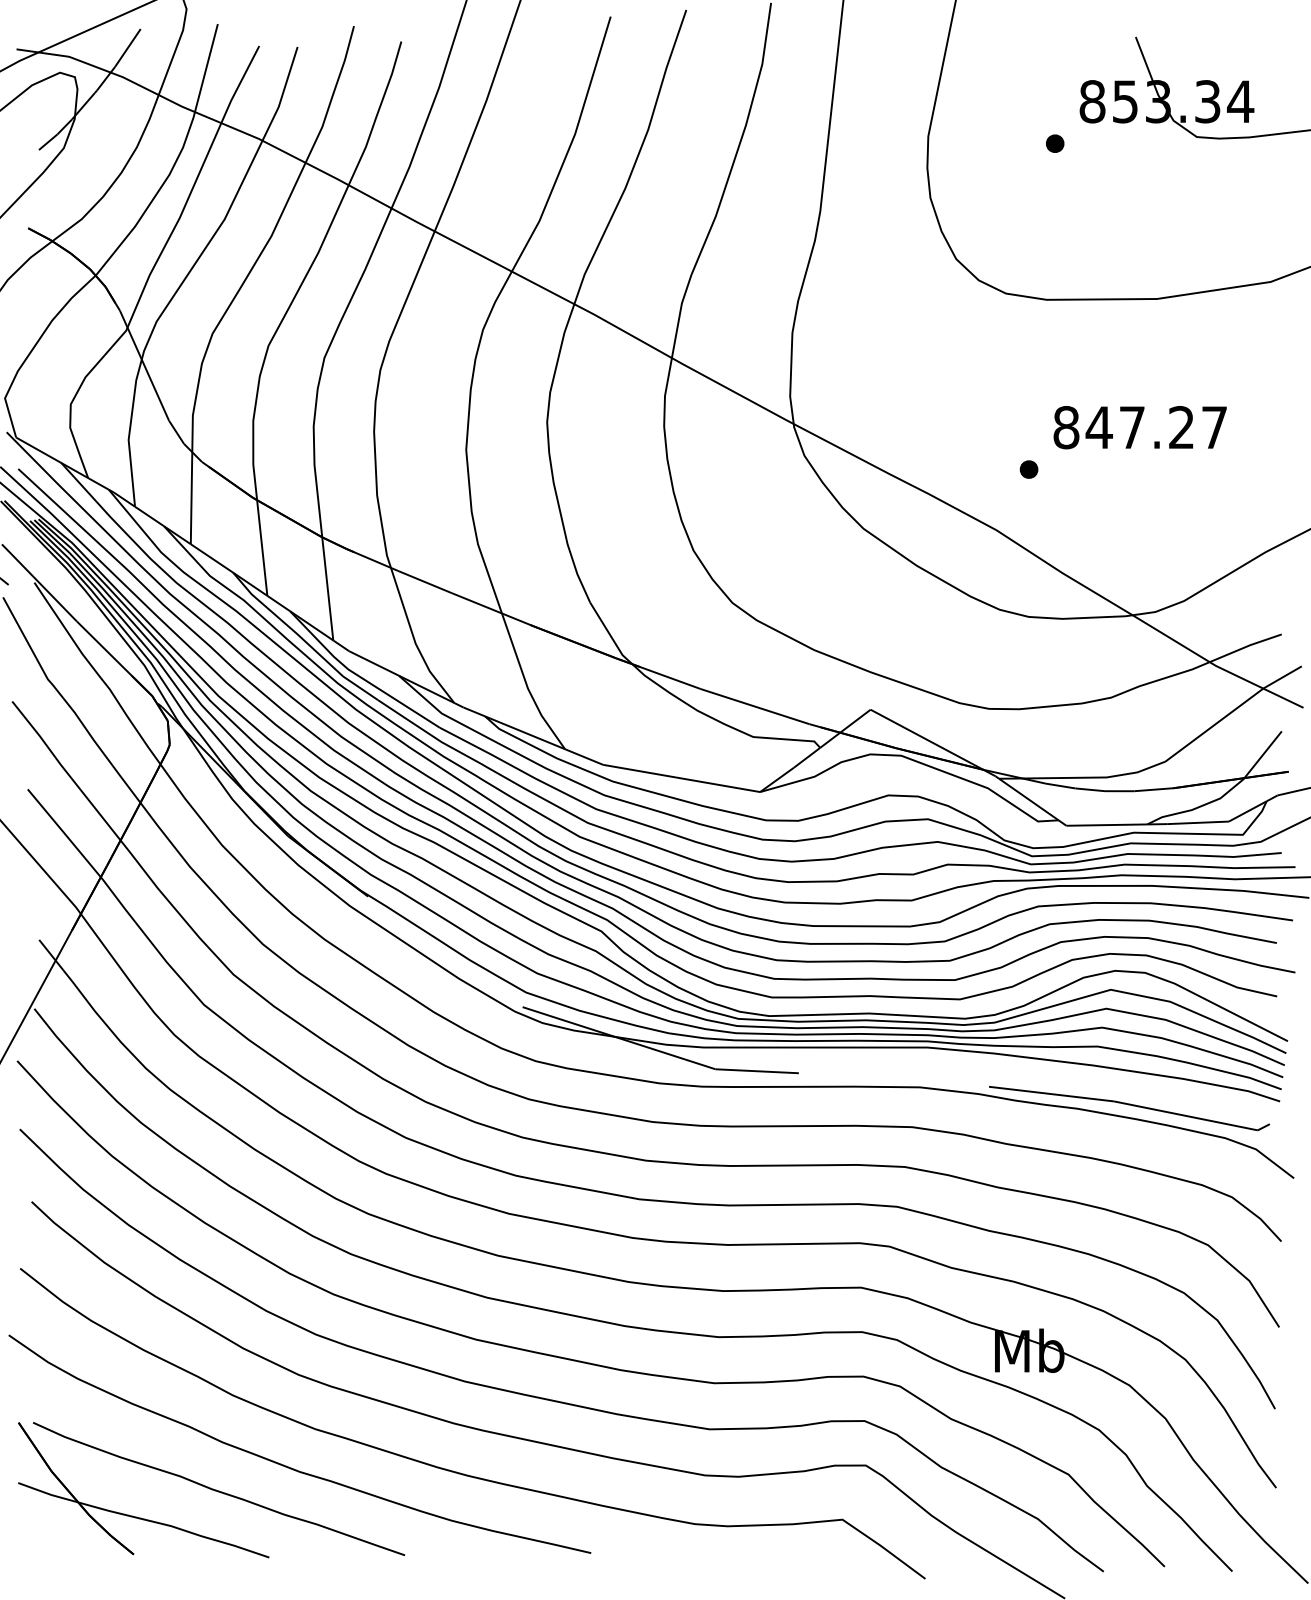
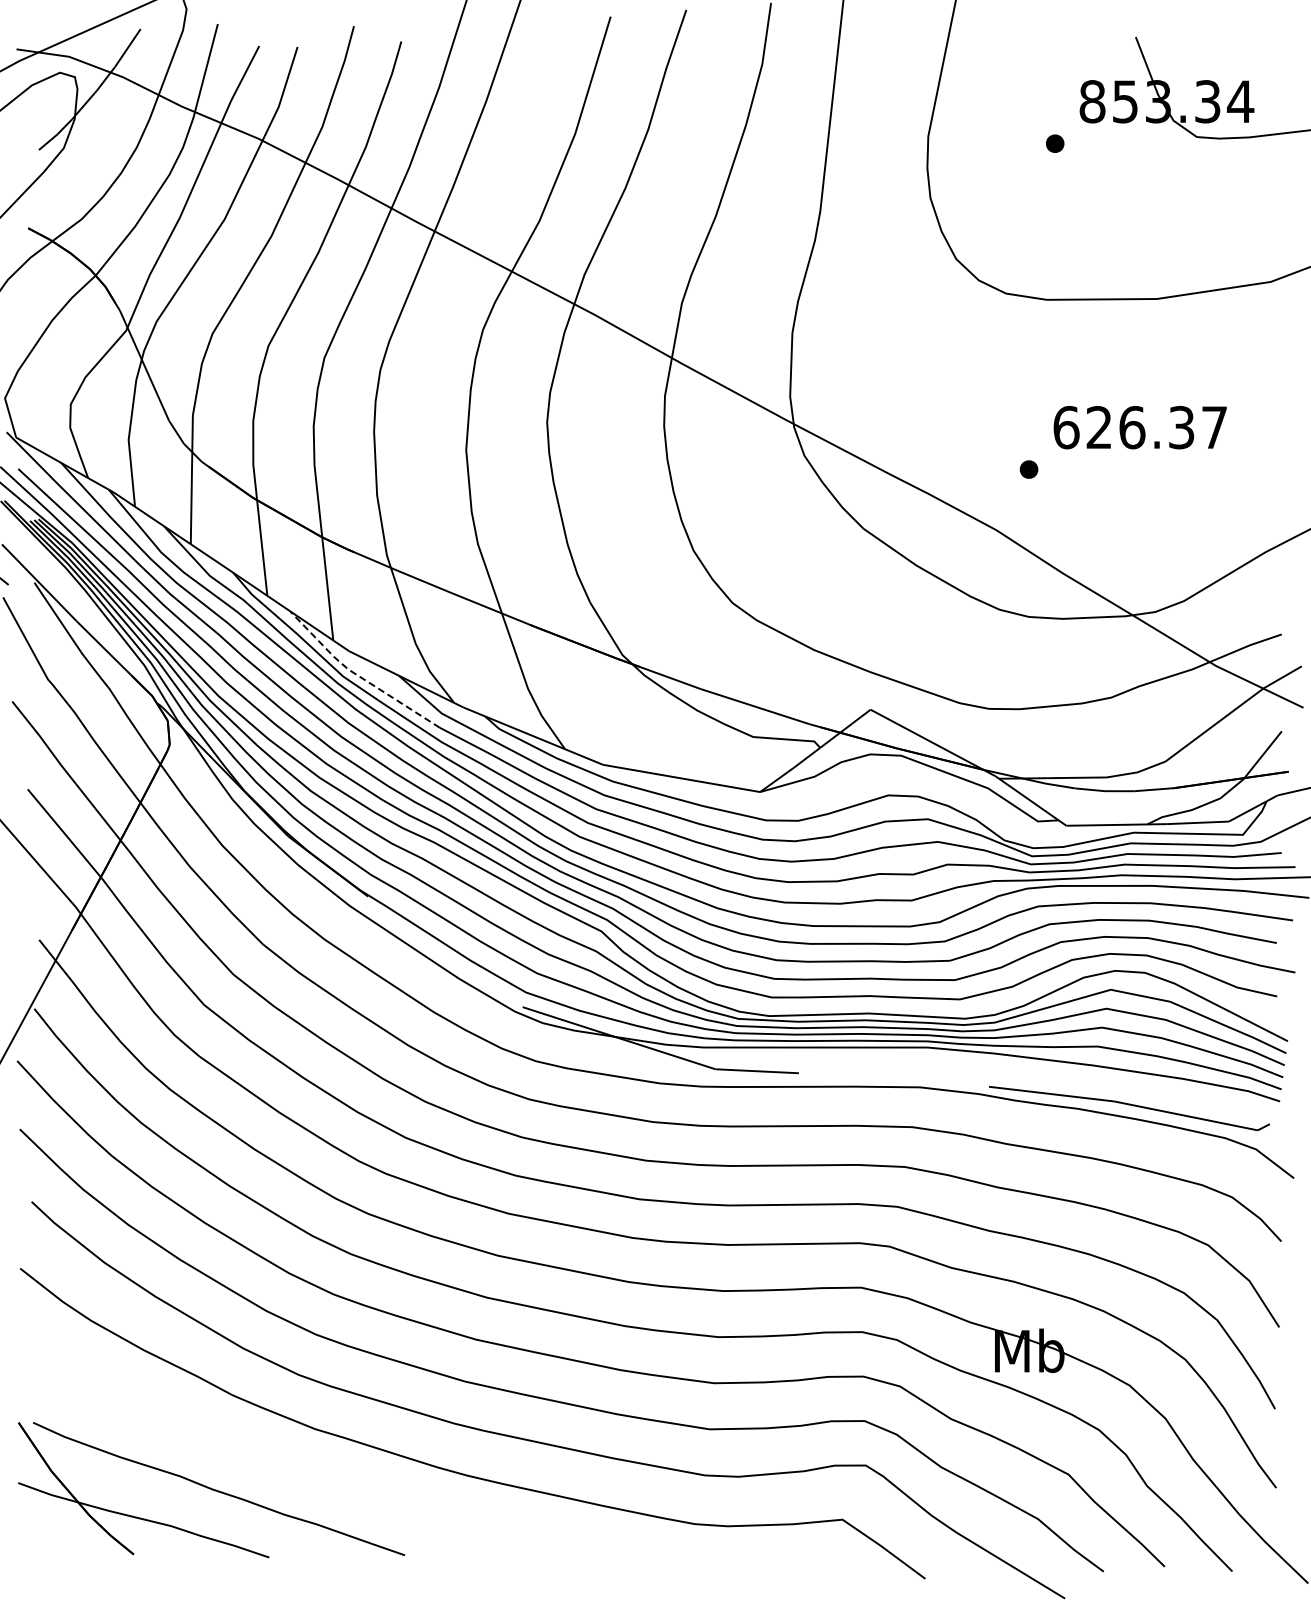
text: 847.27 -> 626.37 (1123, 427)
line: solid -> dashed (357, 675)
curve: present -> none (289, 1466)
